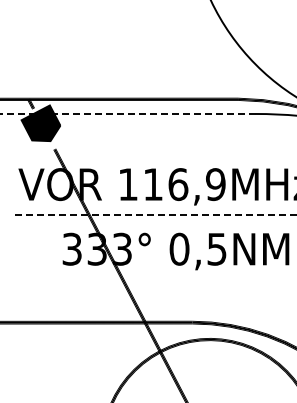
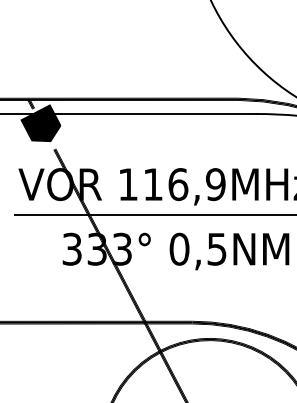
line: dashed -> solid (127, 113)
line: dashed -> solid (154, 214)
